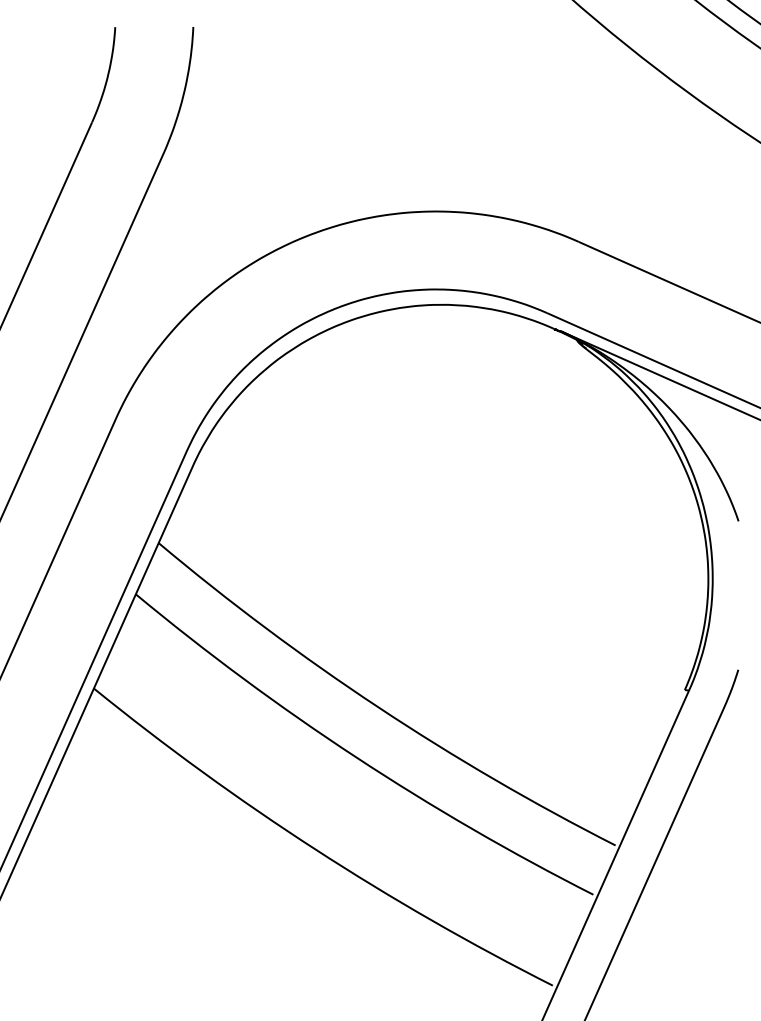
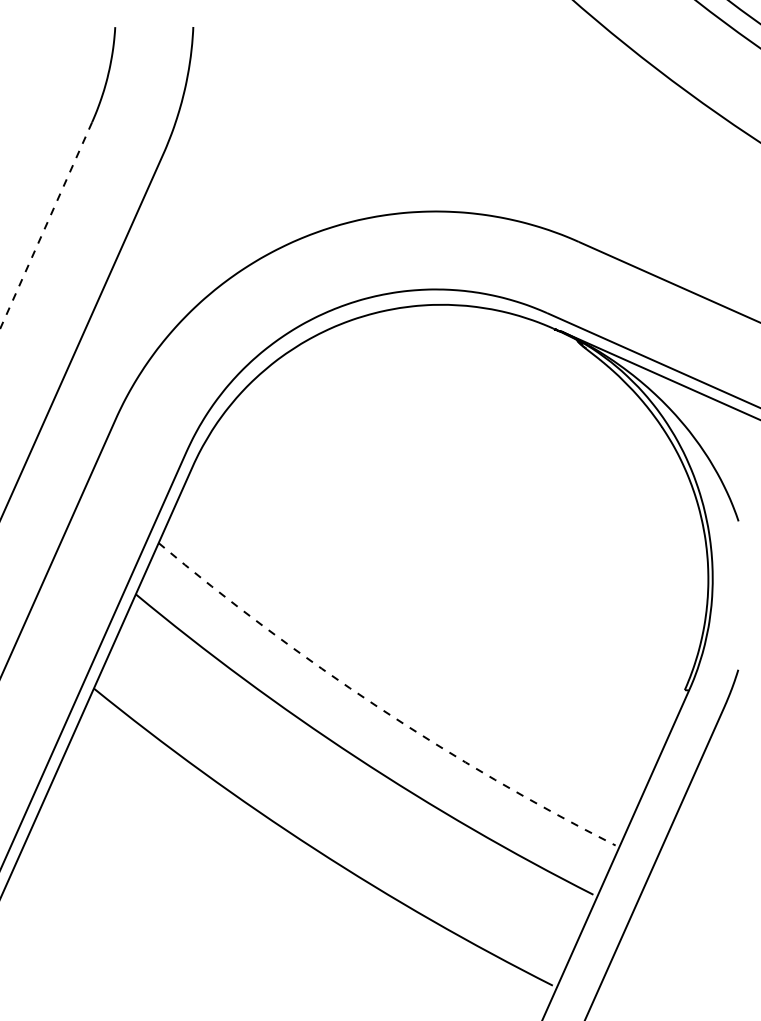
line: solid -> dashed (46, 225)
arc: solid -> dashed (378, 707)
